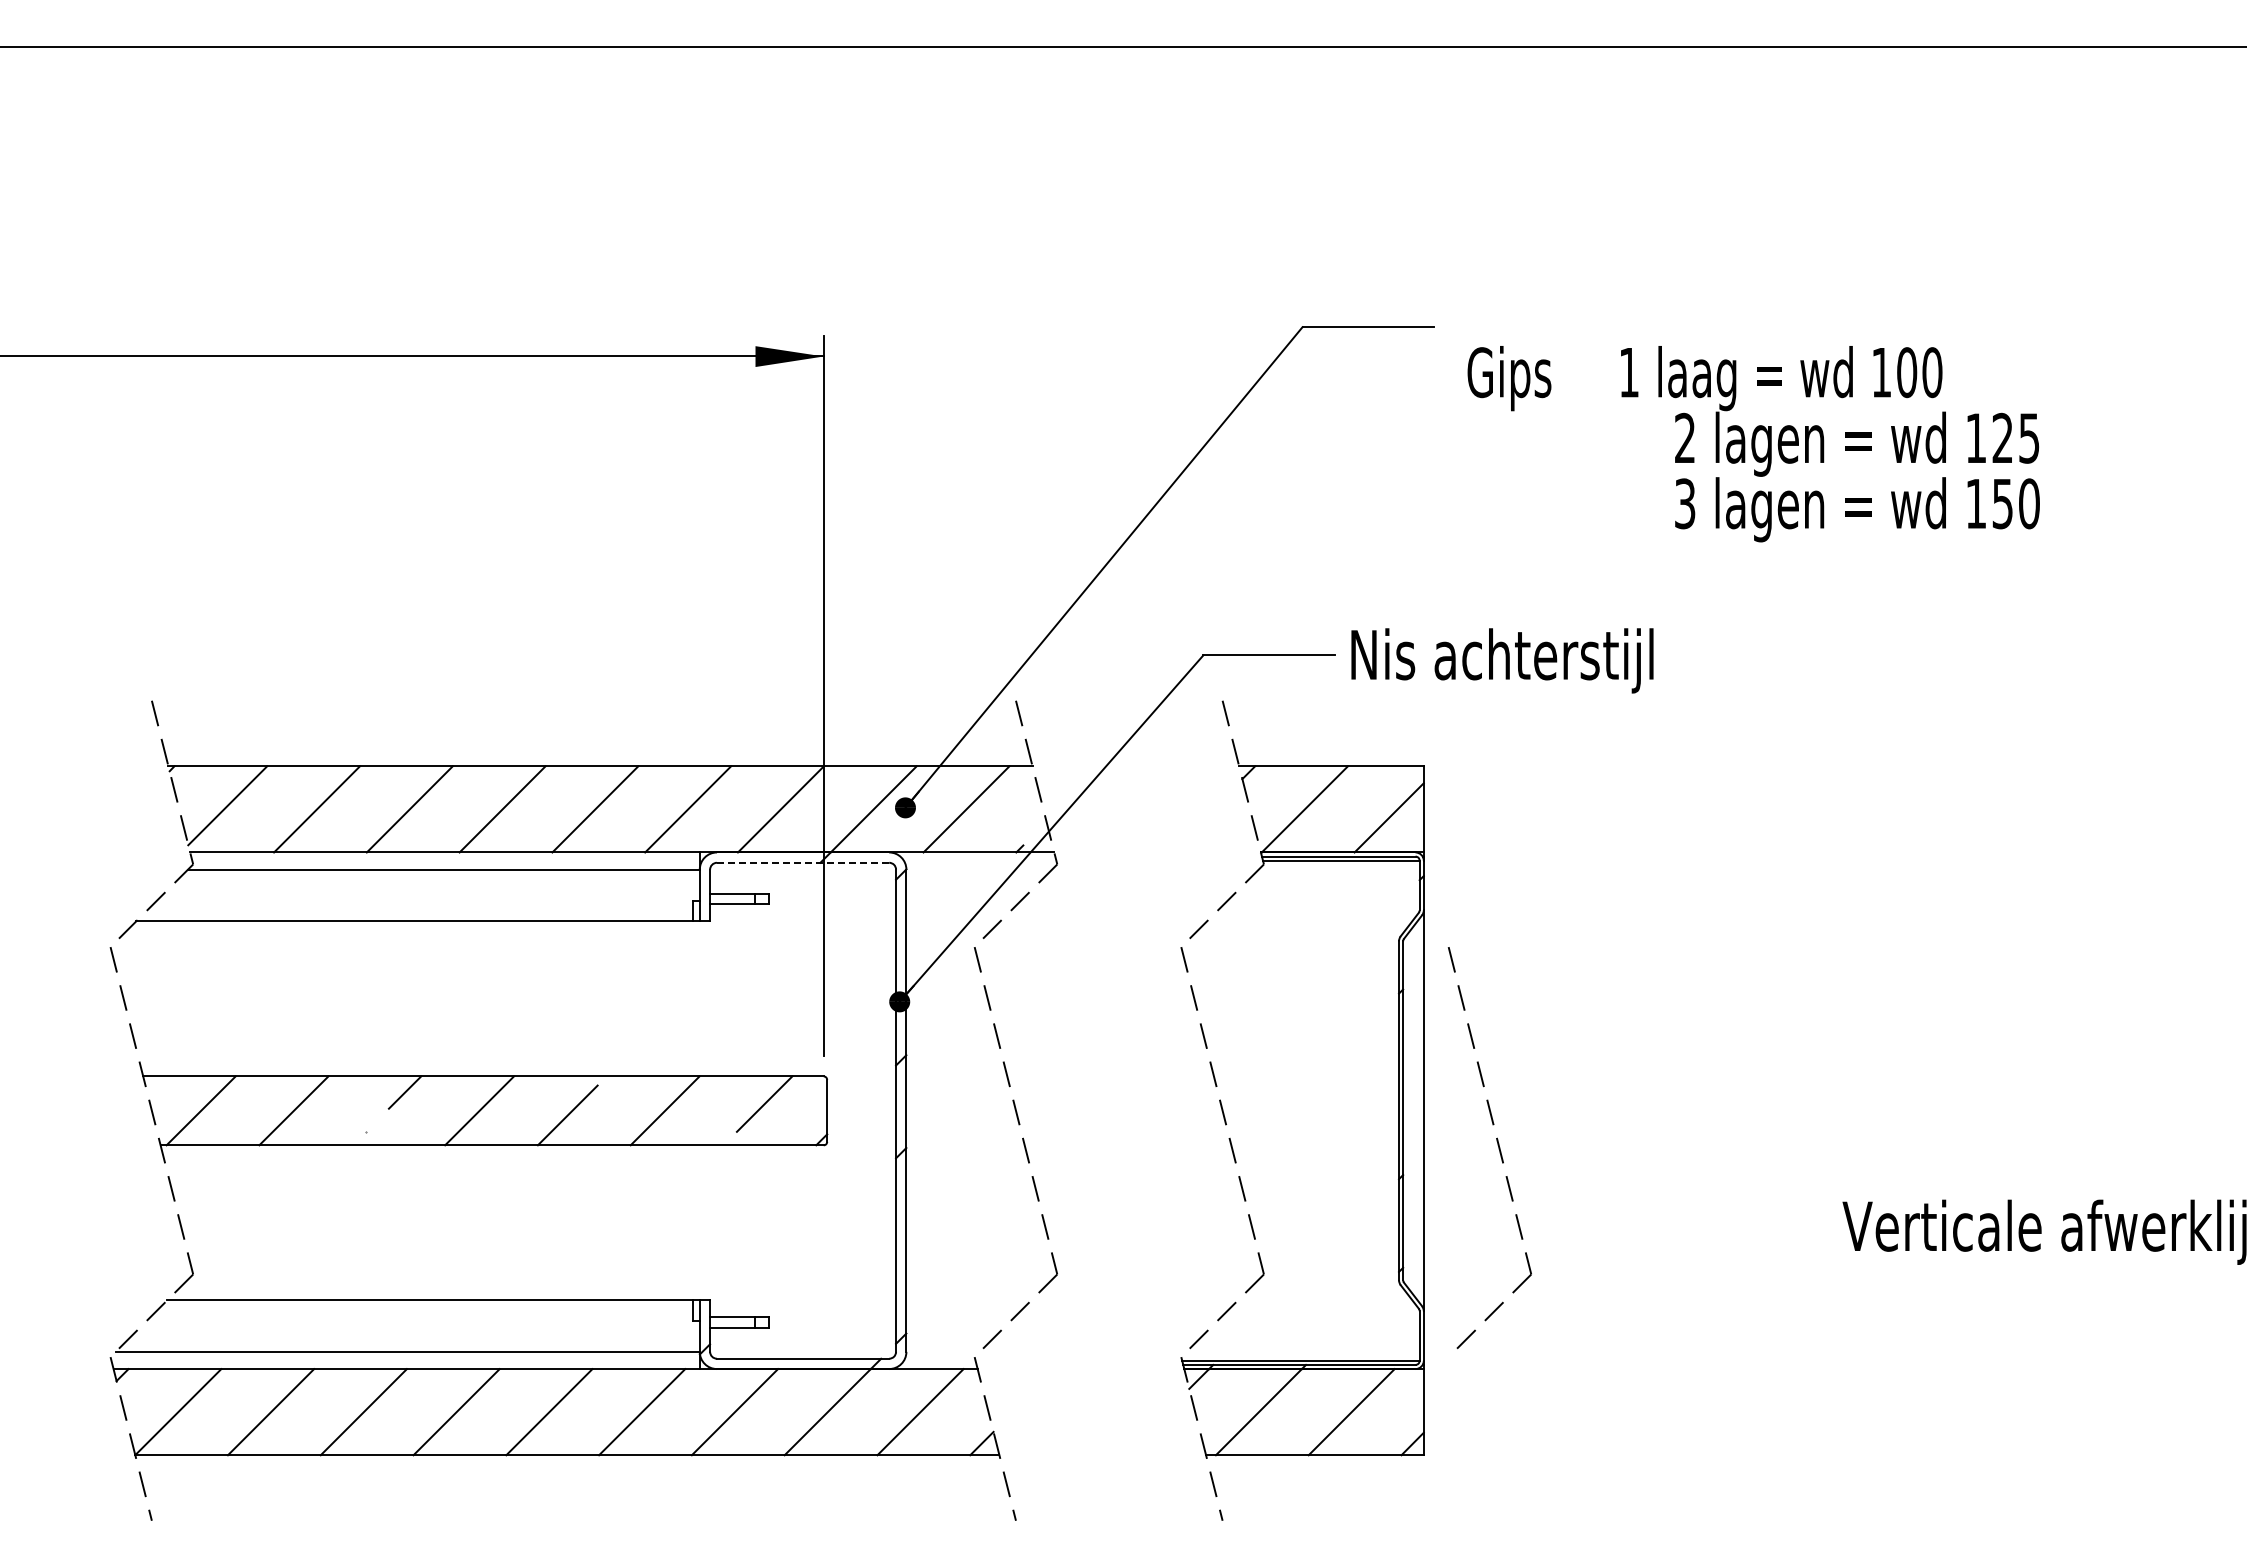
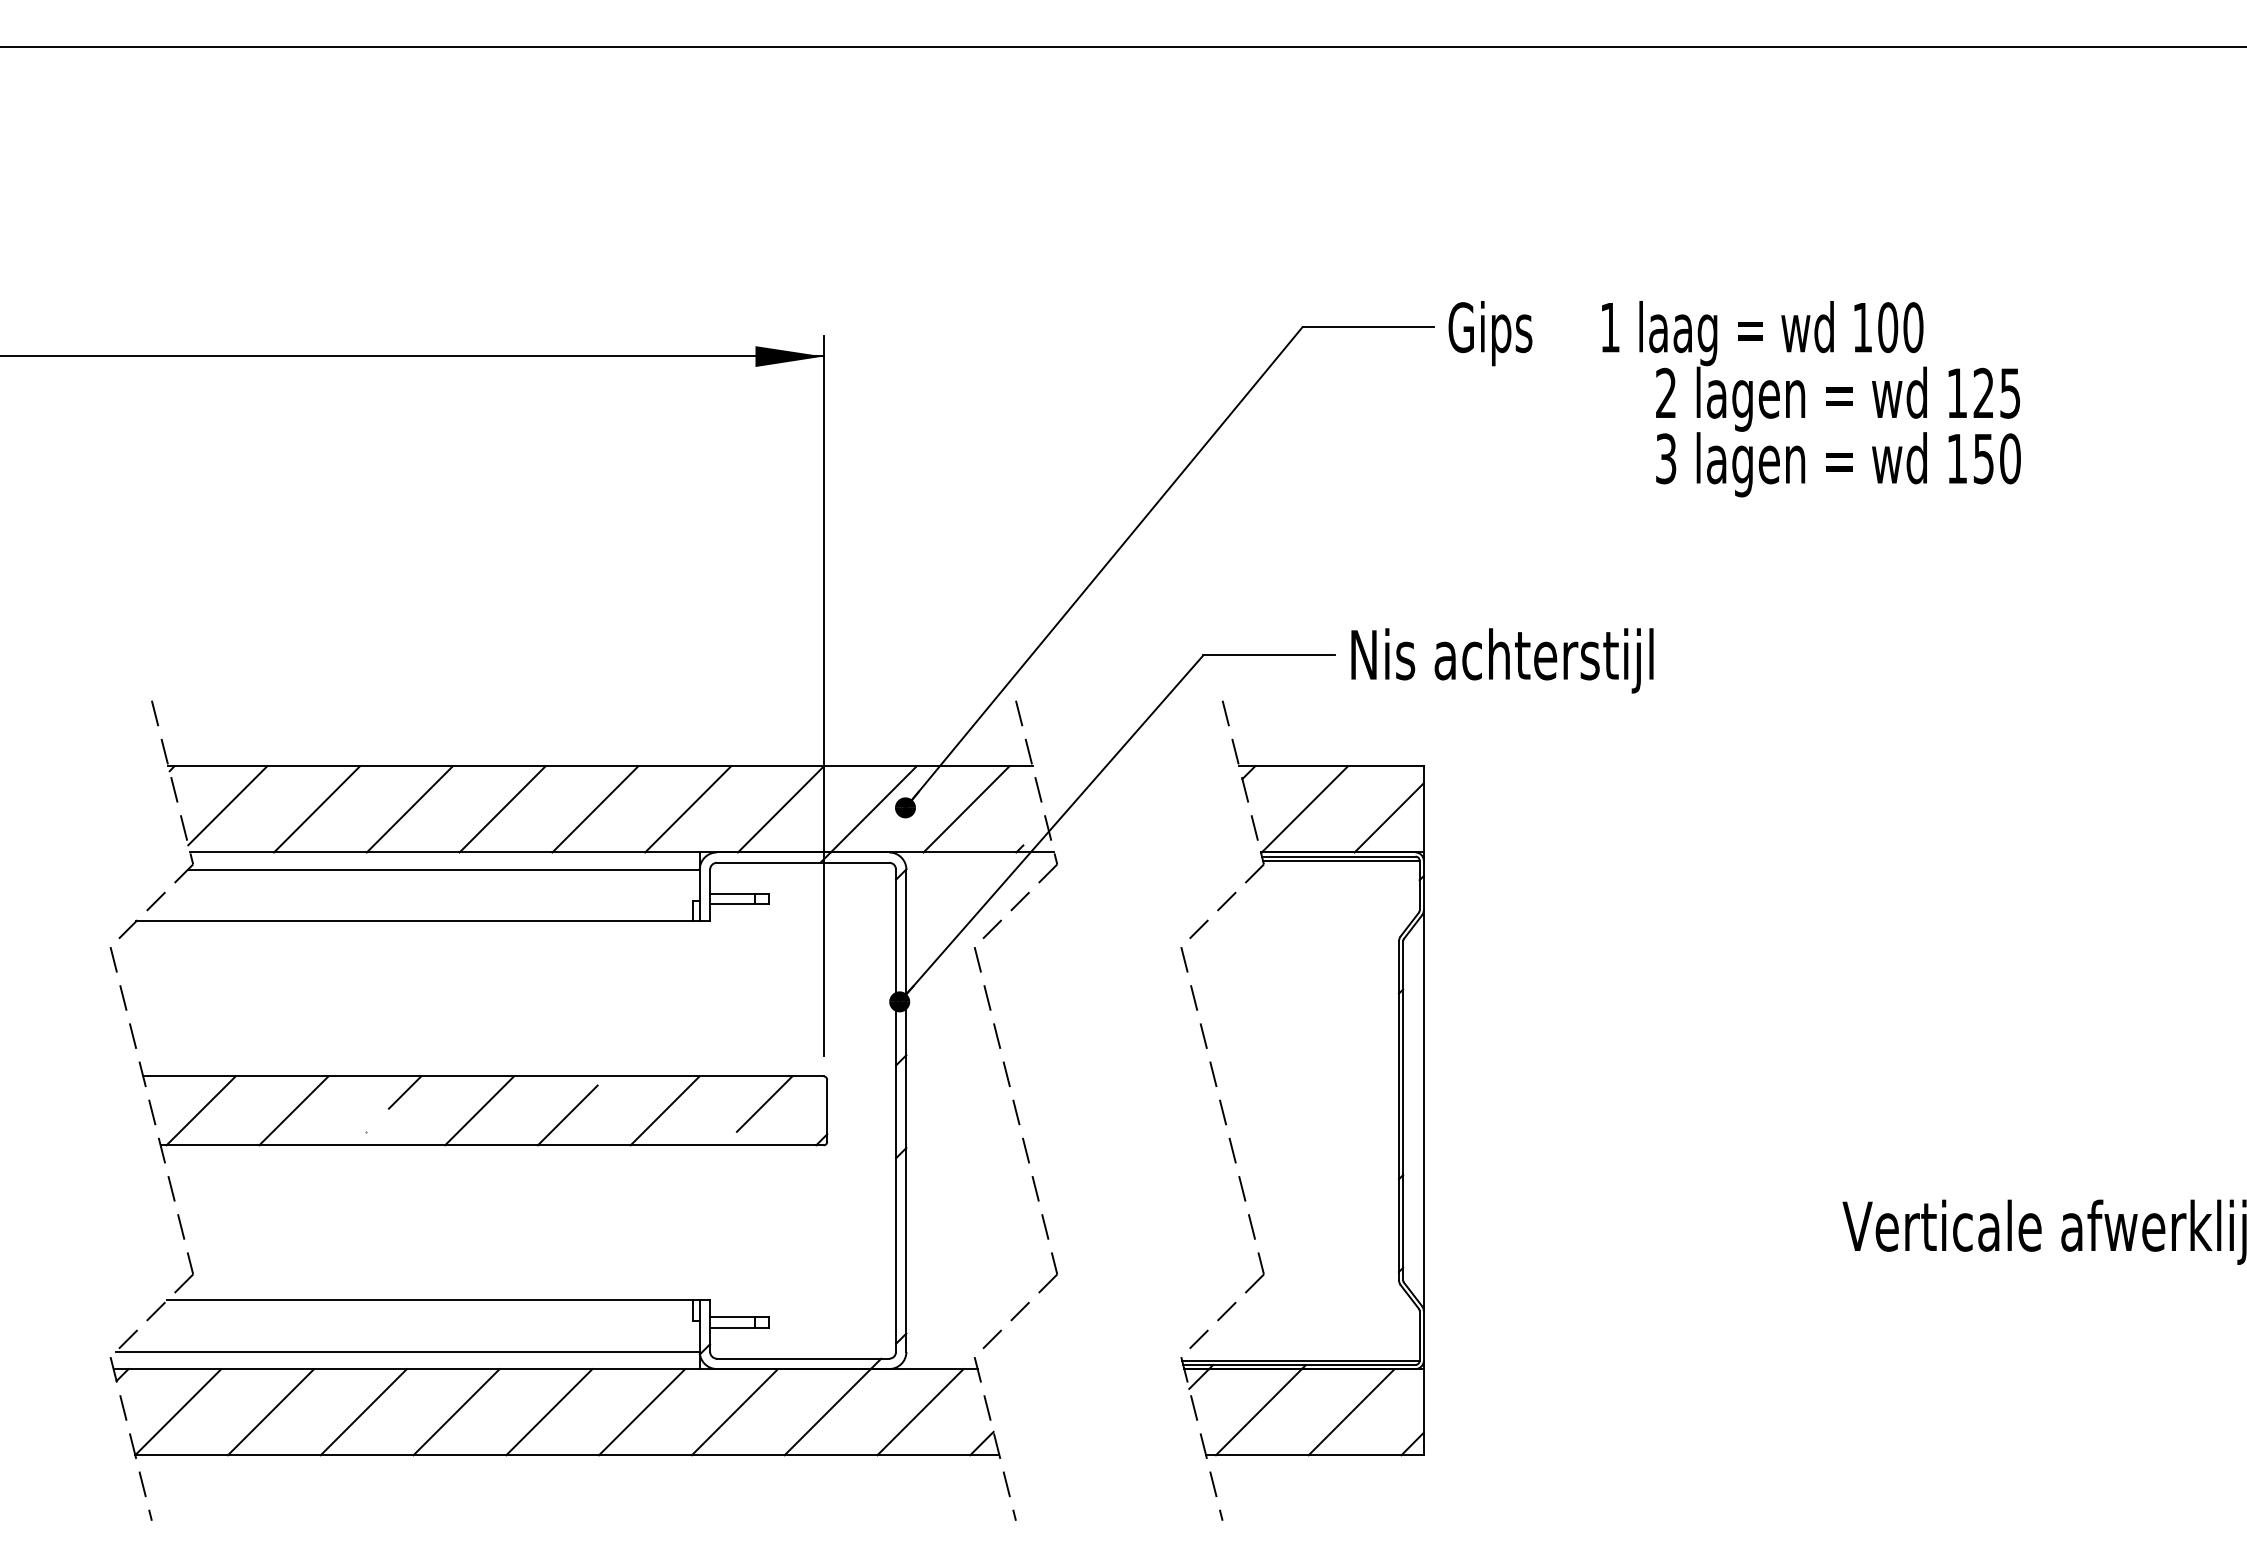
text position: (1753, 444) -> (1734, 399) (1734, 399)
line: dashed -> solid (803, 862)
part: present -> none (1497, 1145)
